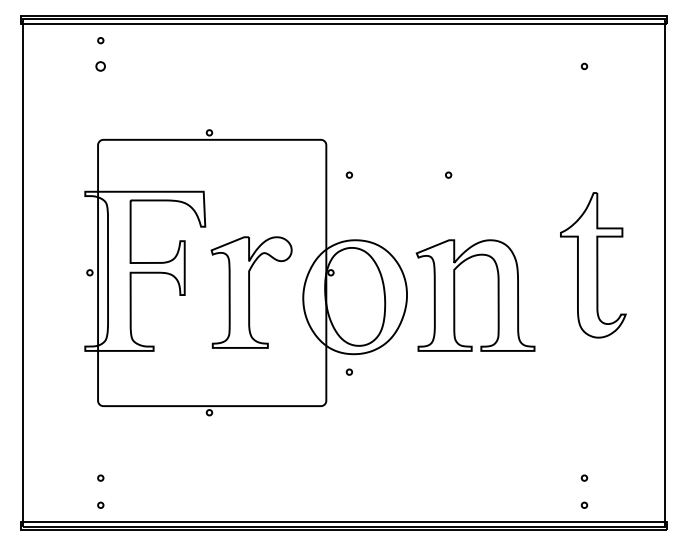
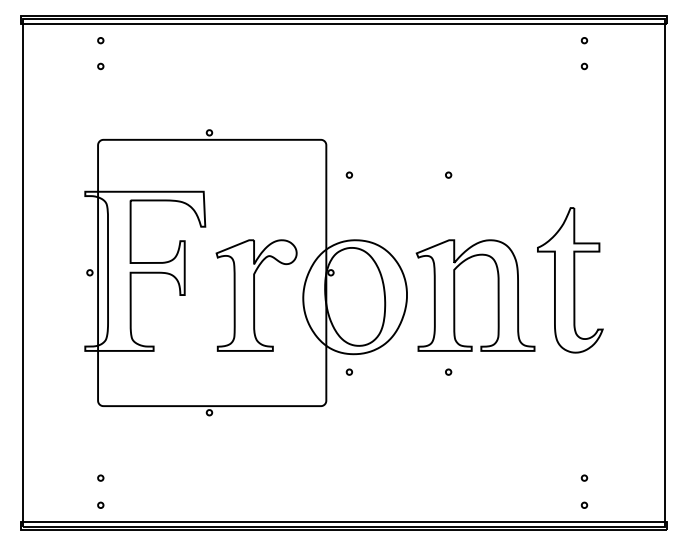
part: none -> present (584, 40)
part size: 11x11 px -> 8x9 px (100, 66)
part position: (593, 265) -> (570, 280) (570, 280)
part position: (251, 292) -> (256, 295) (256, 295)
part: none -> present (448, 371)
